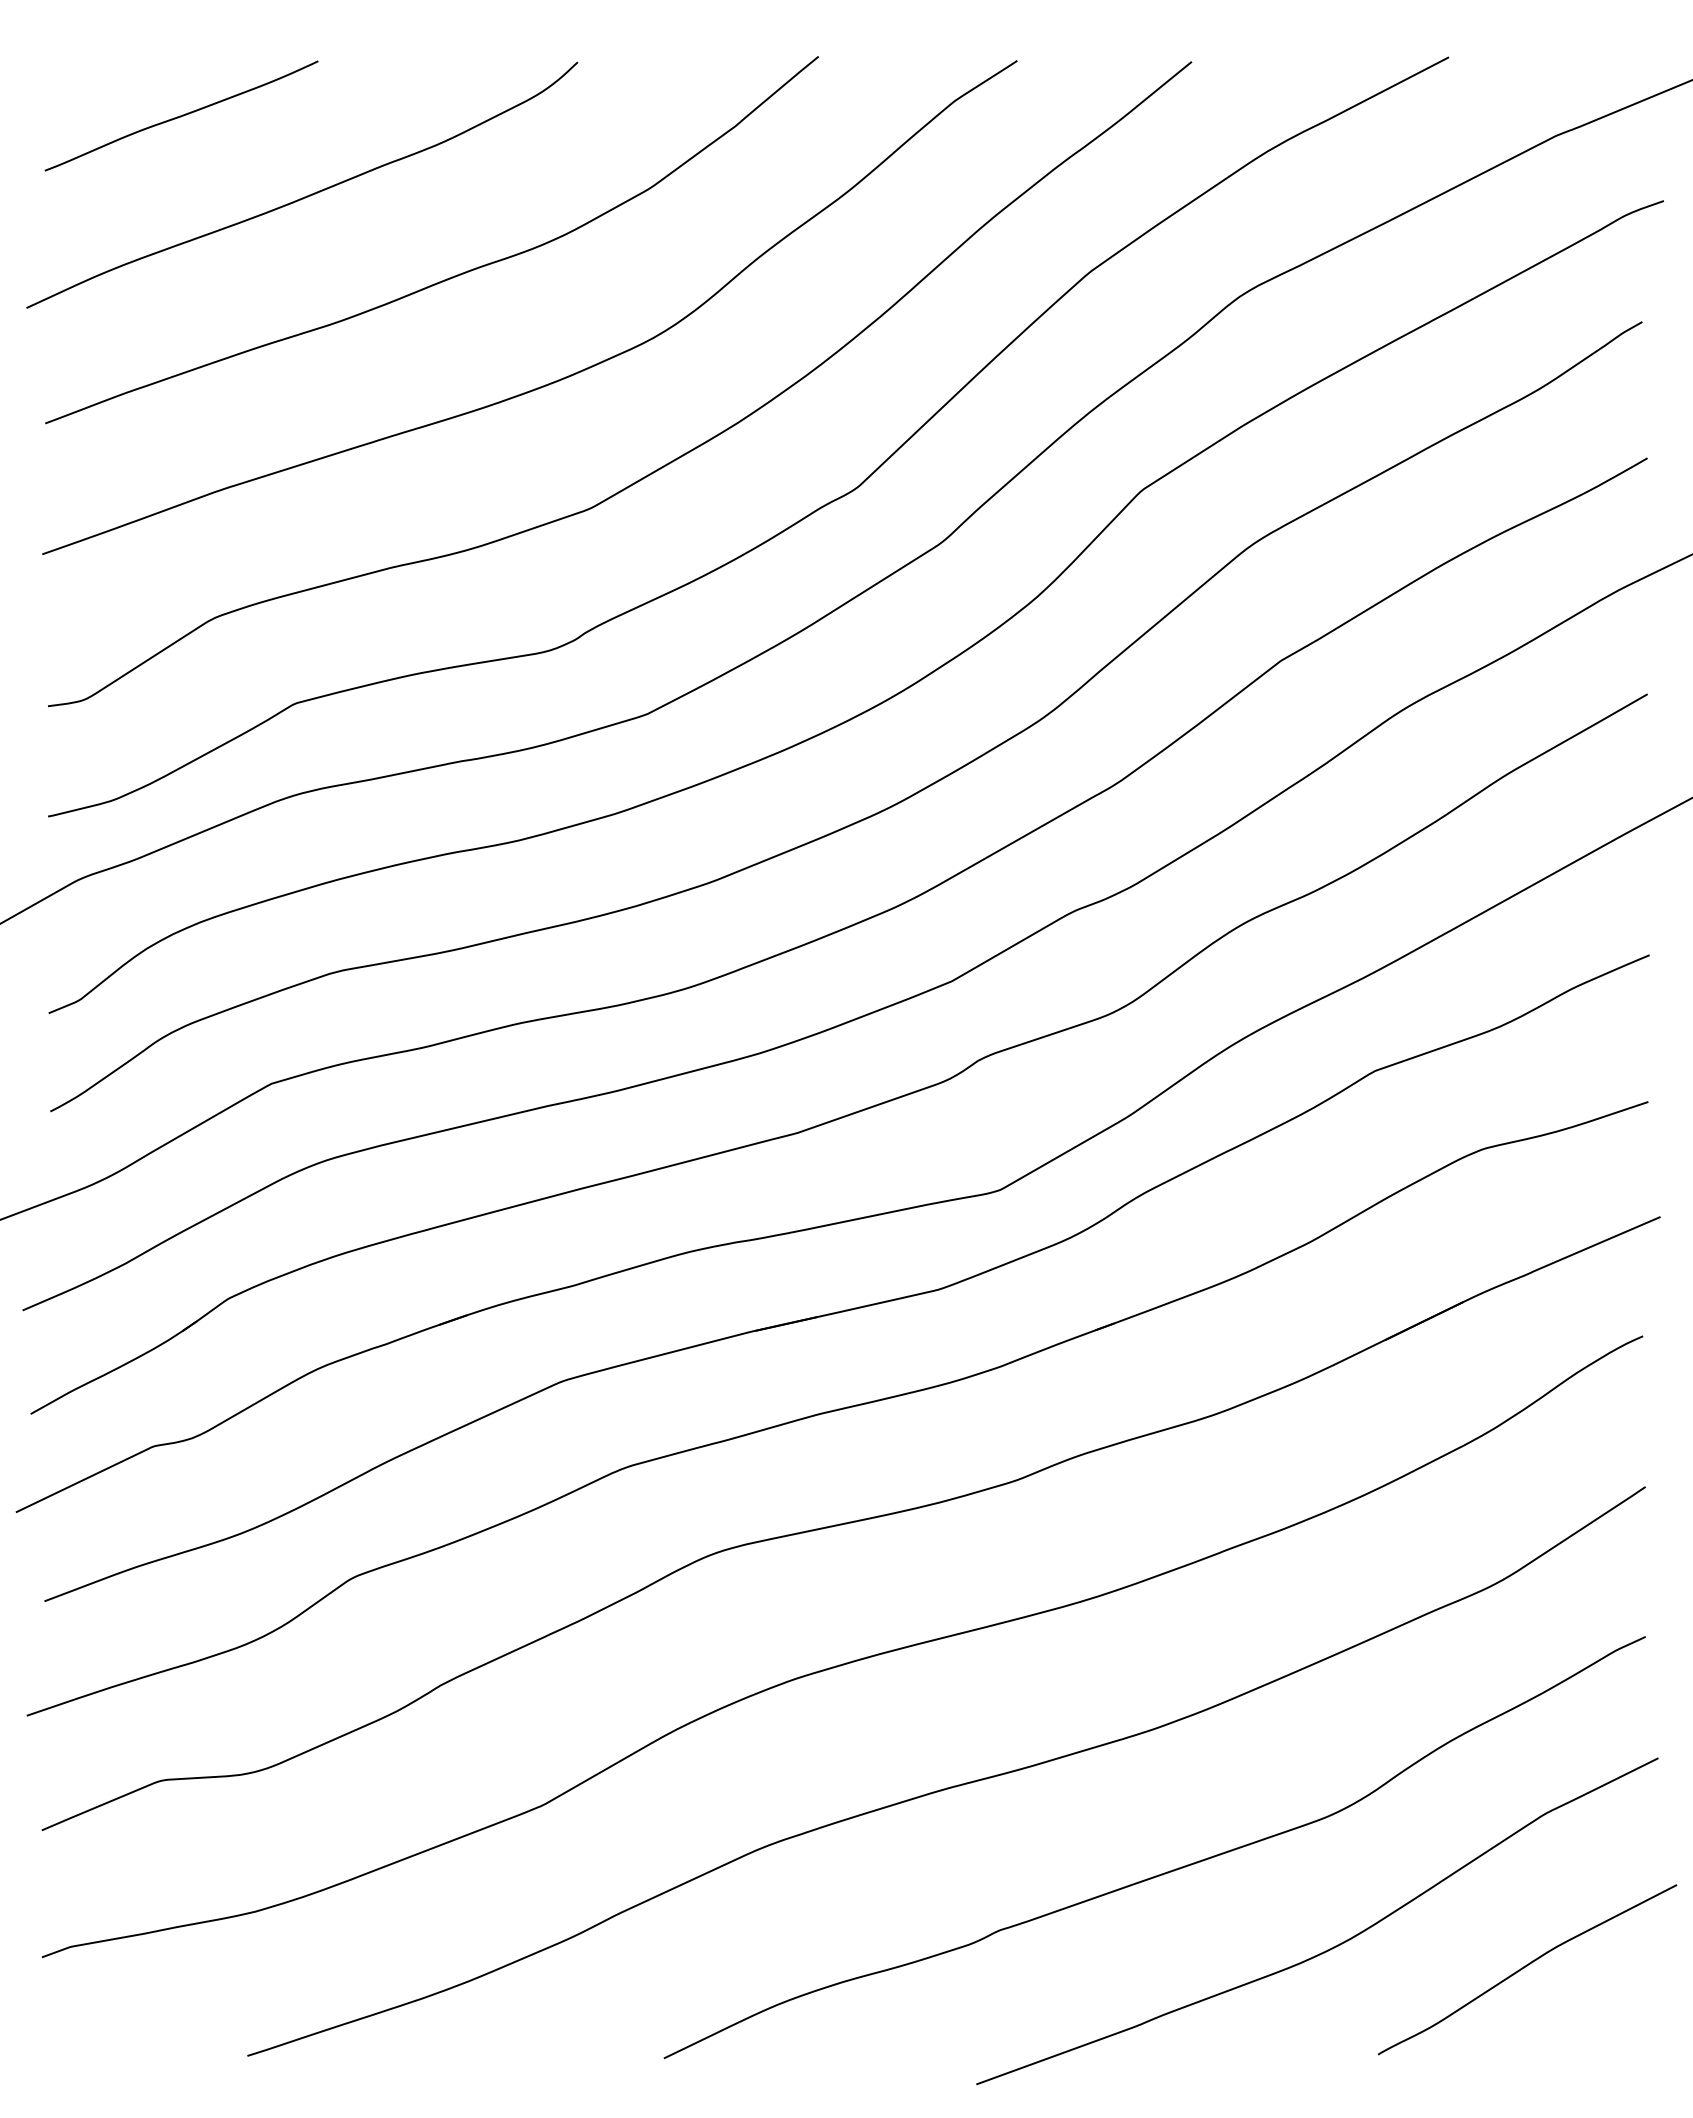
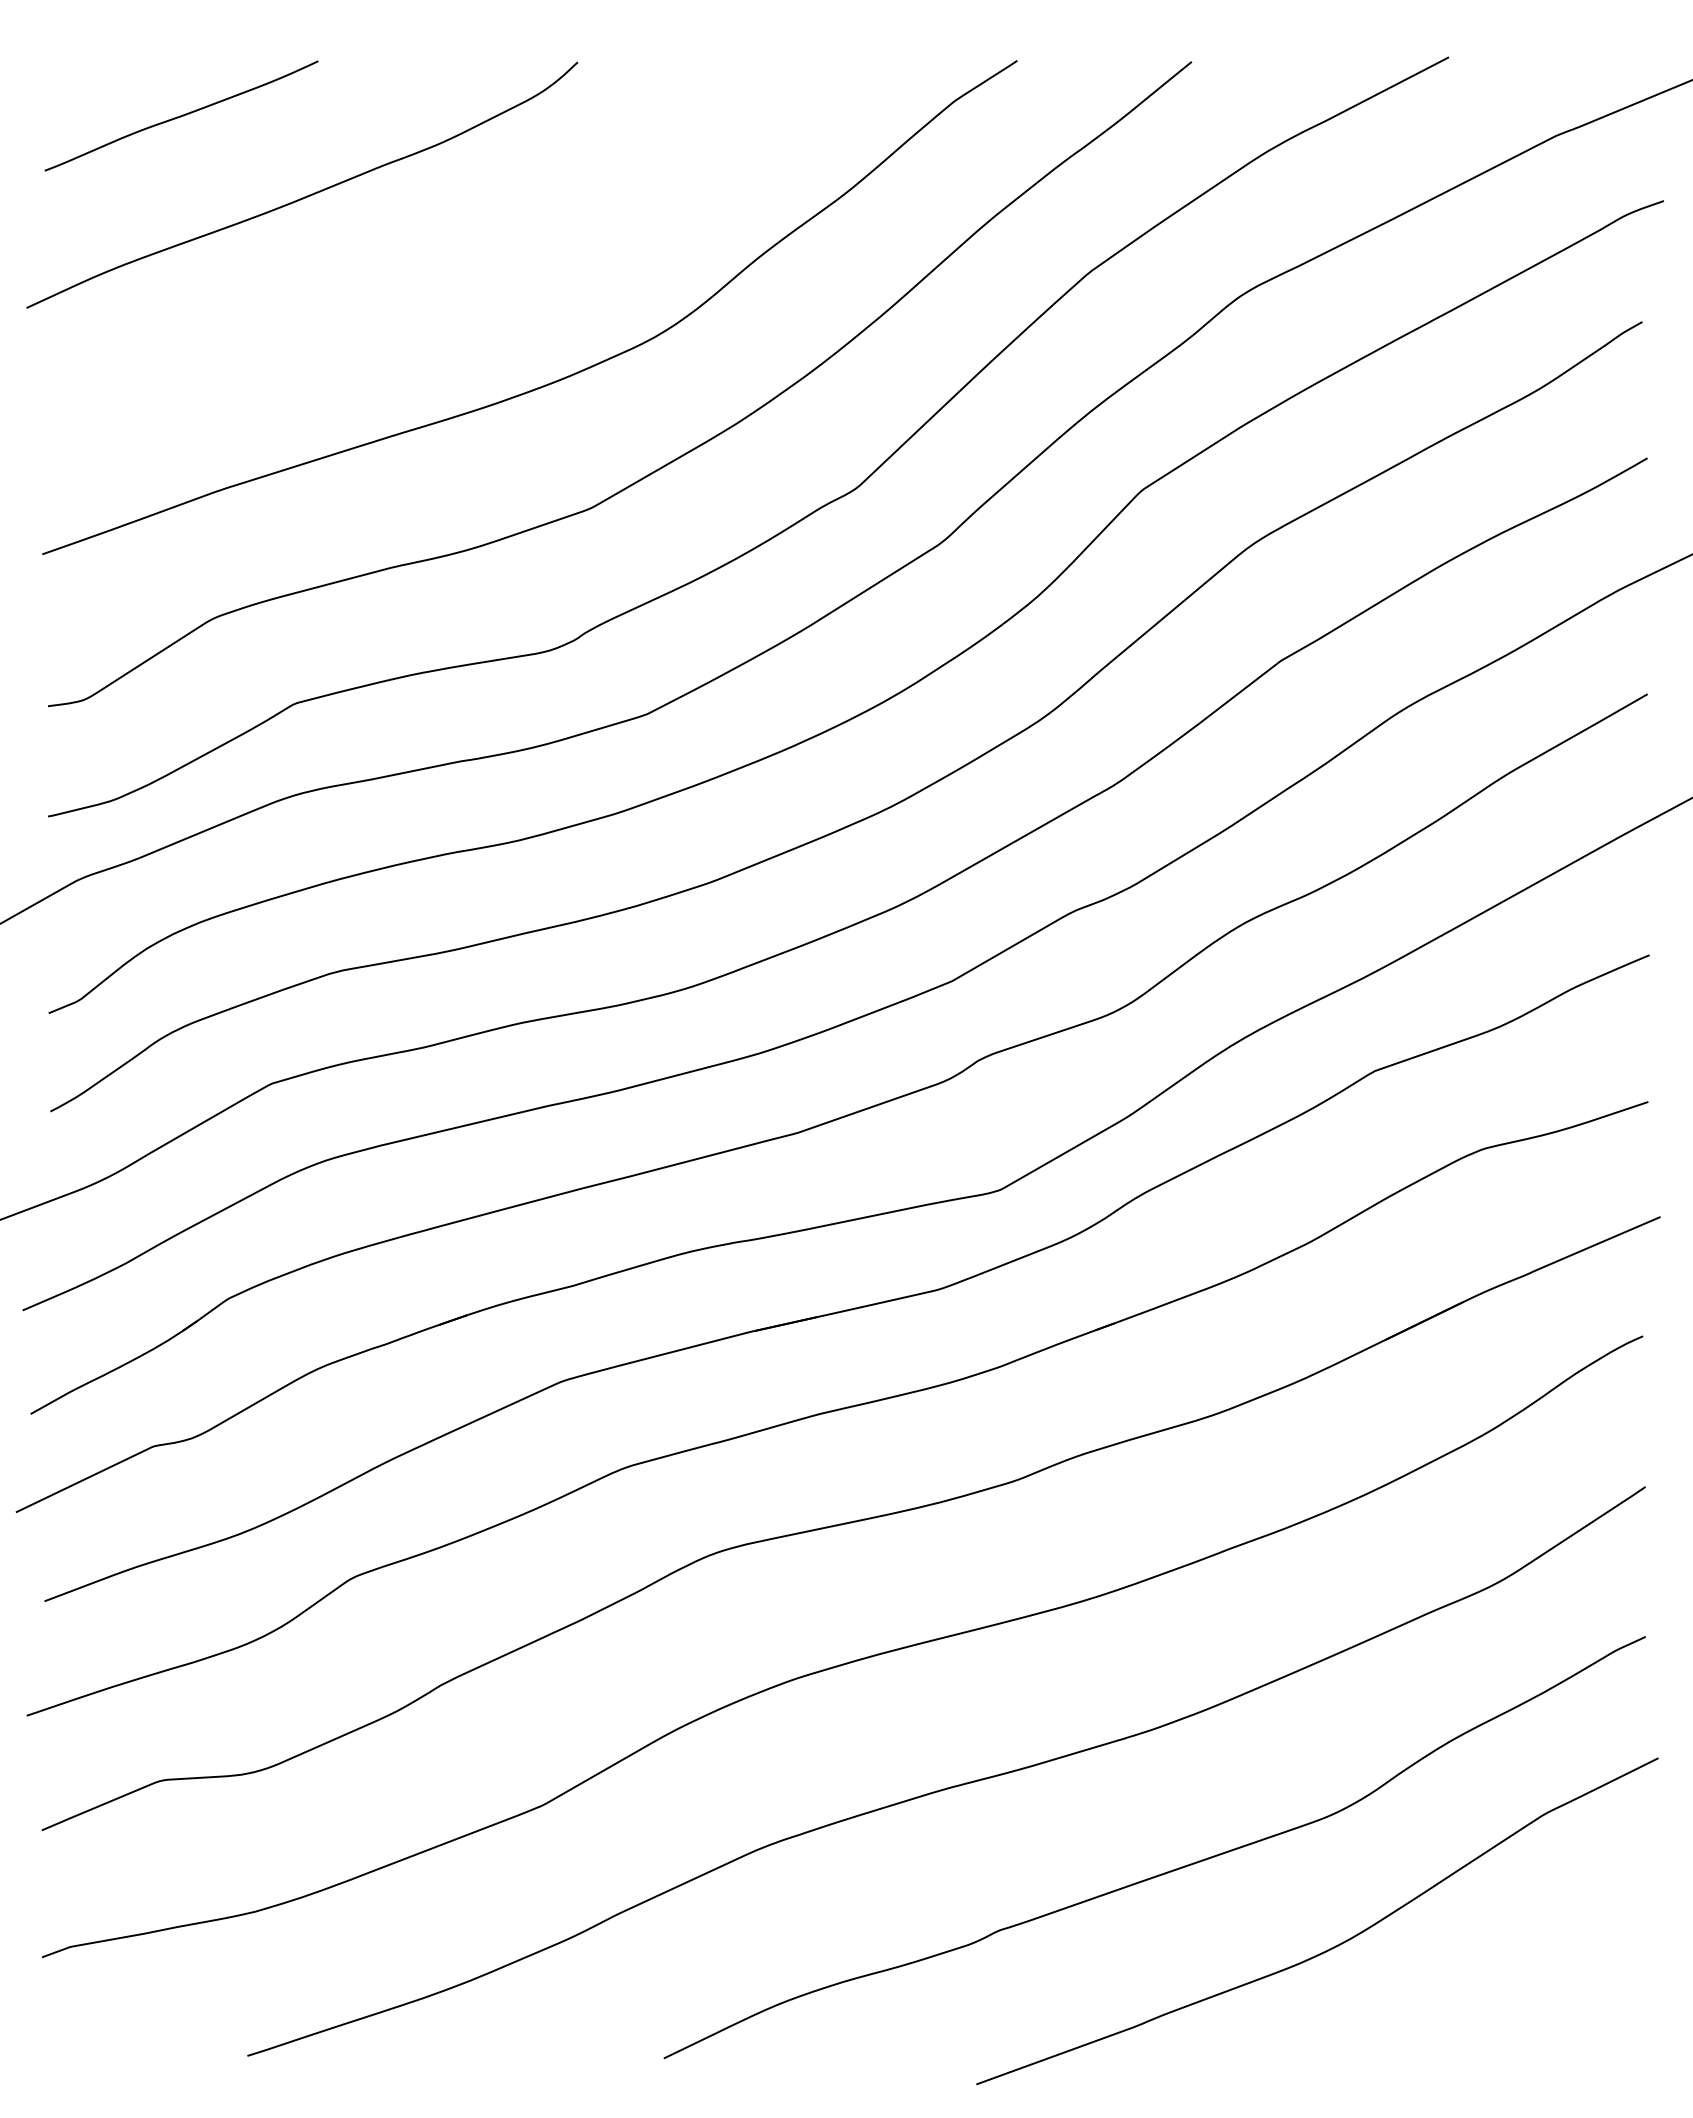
curve: present -> none (446, 278)
curve: present -> none (1525, 1967)
